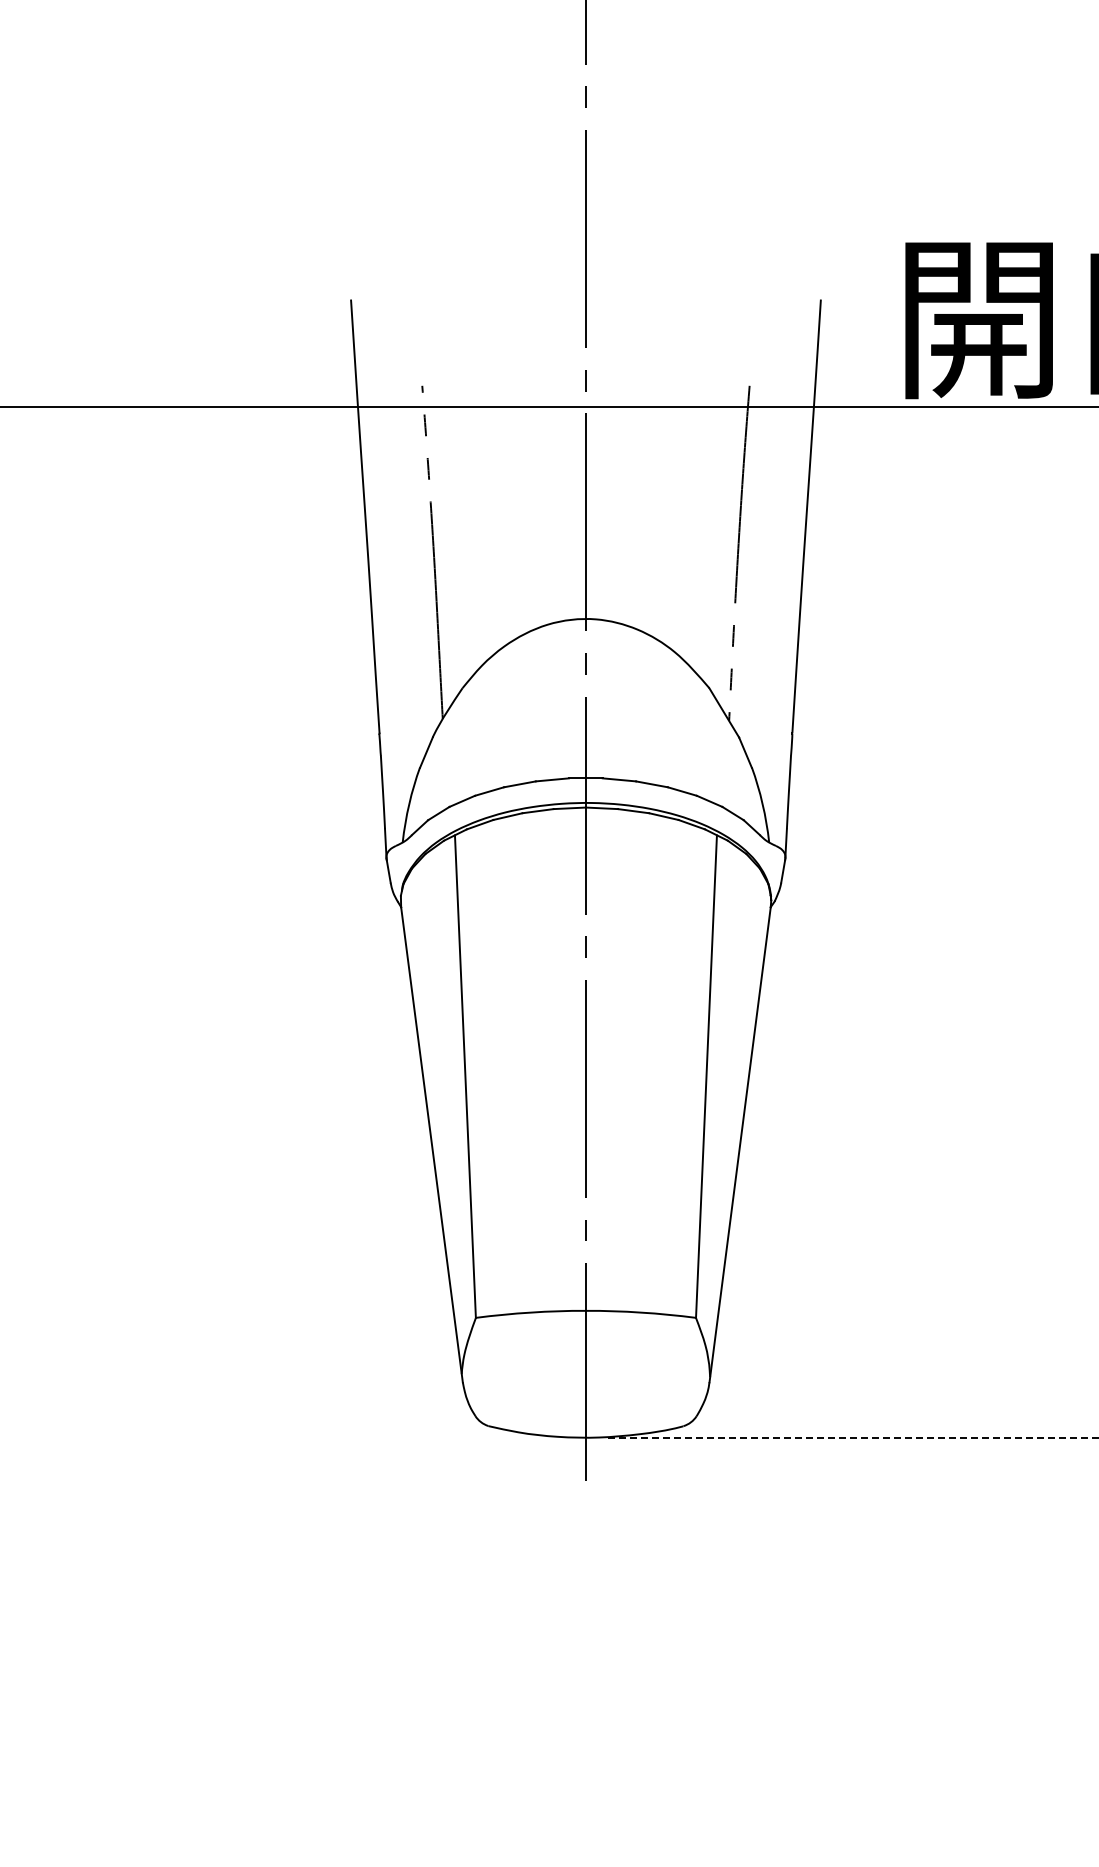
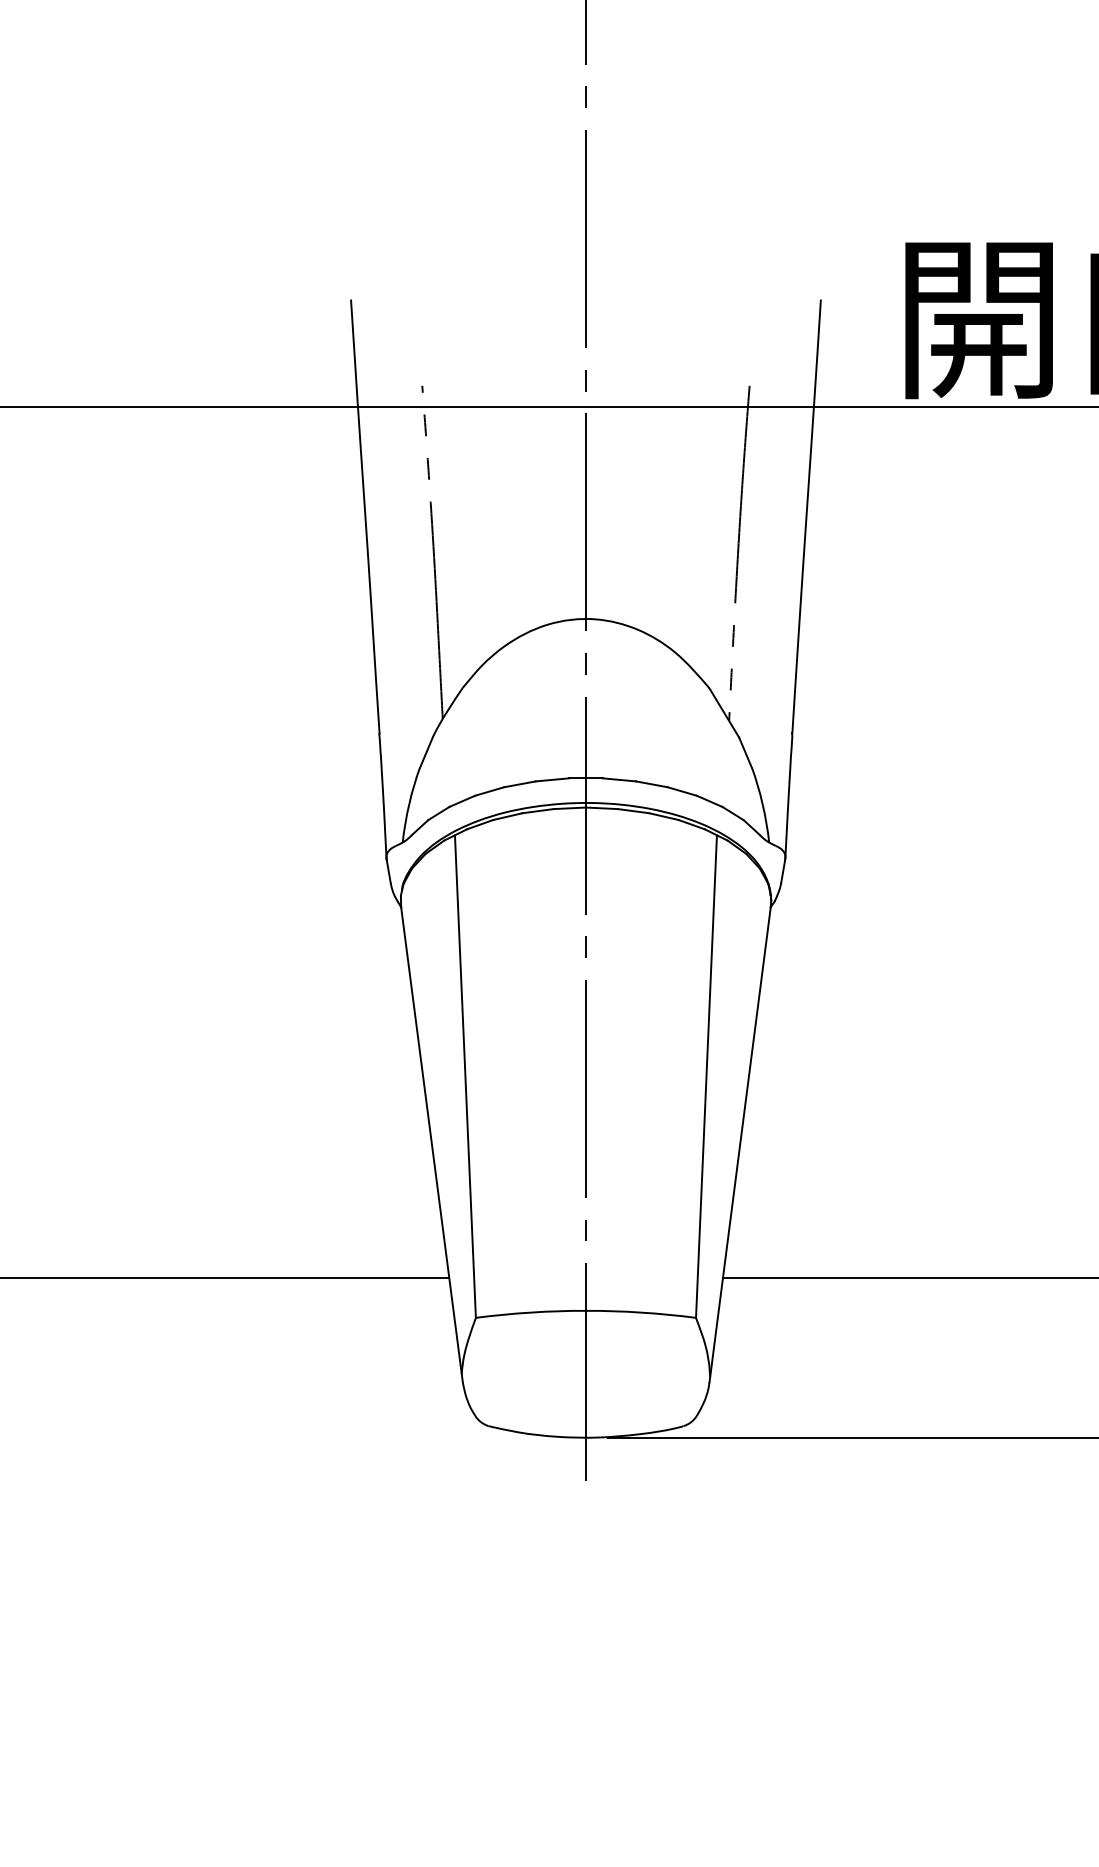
line: none -> present (225, 1278)
line: none -> present (908, 1278)
line: dashed -> solid (853, 1437)
